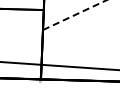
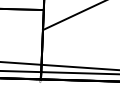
line: dashed -> solid (75, 14)
line: none -> present (59, 72)
